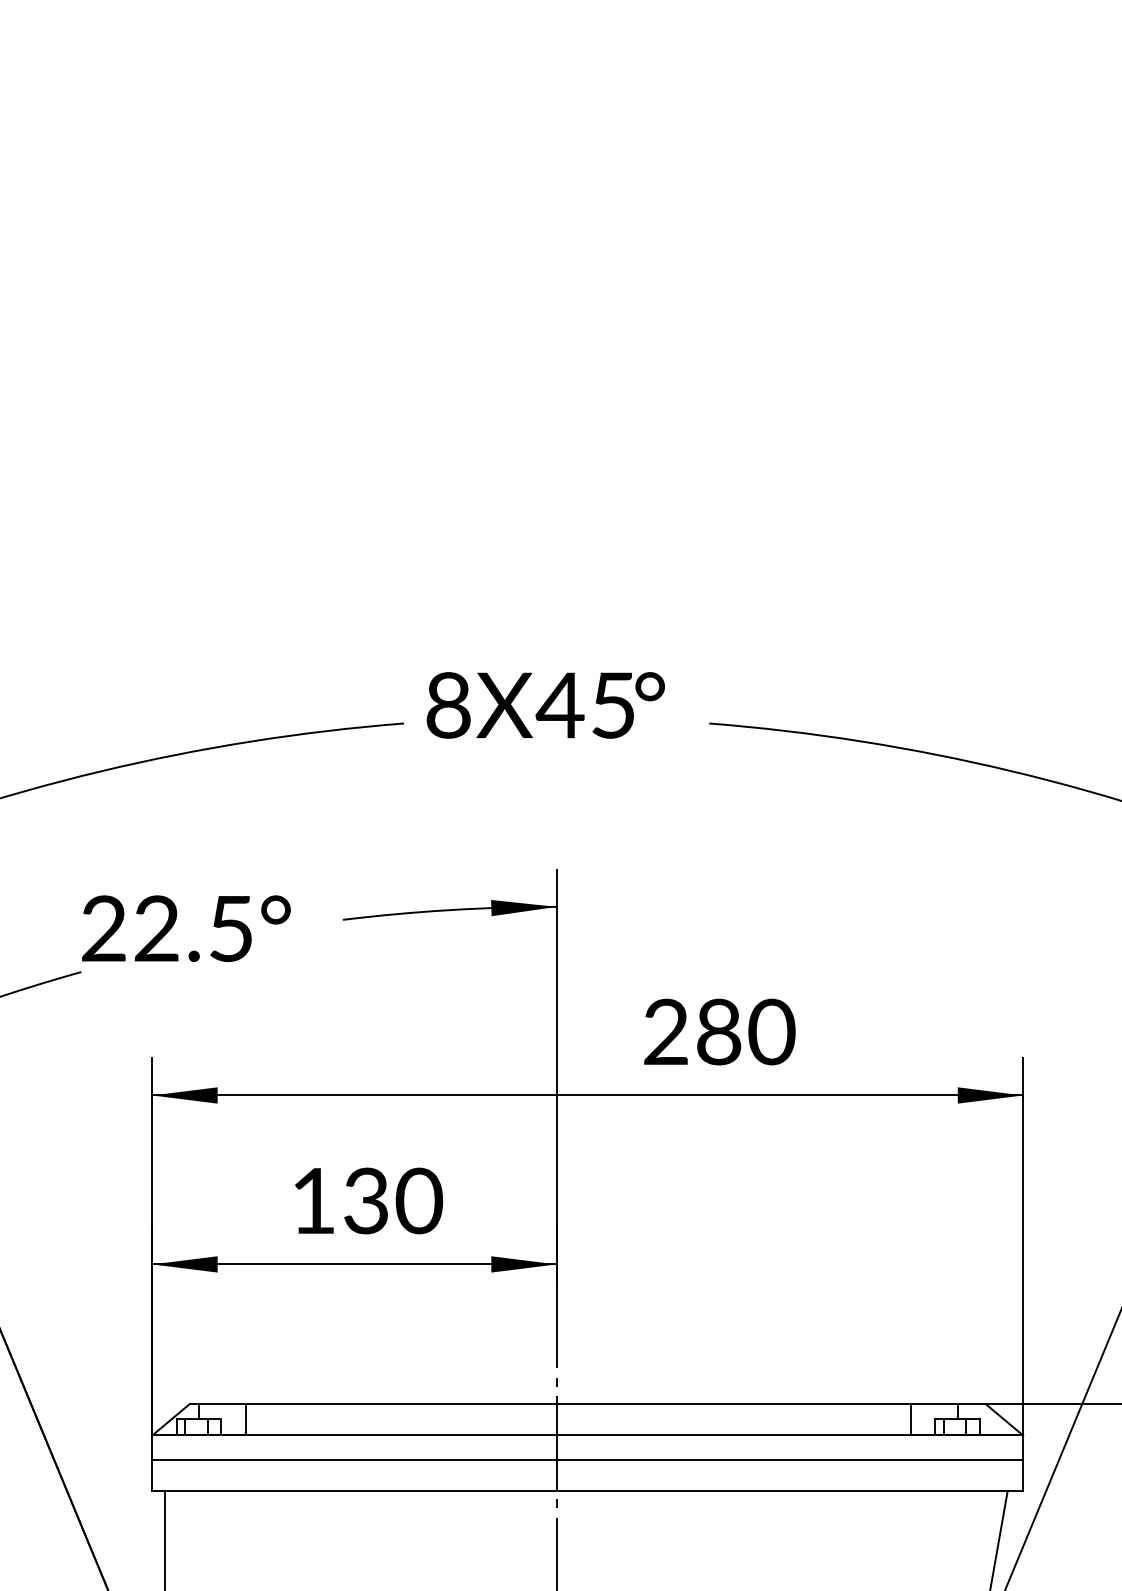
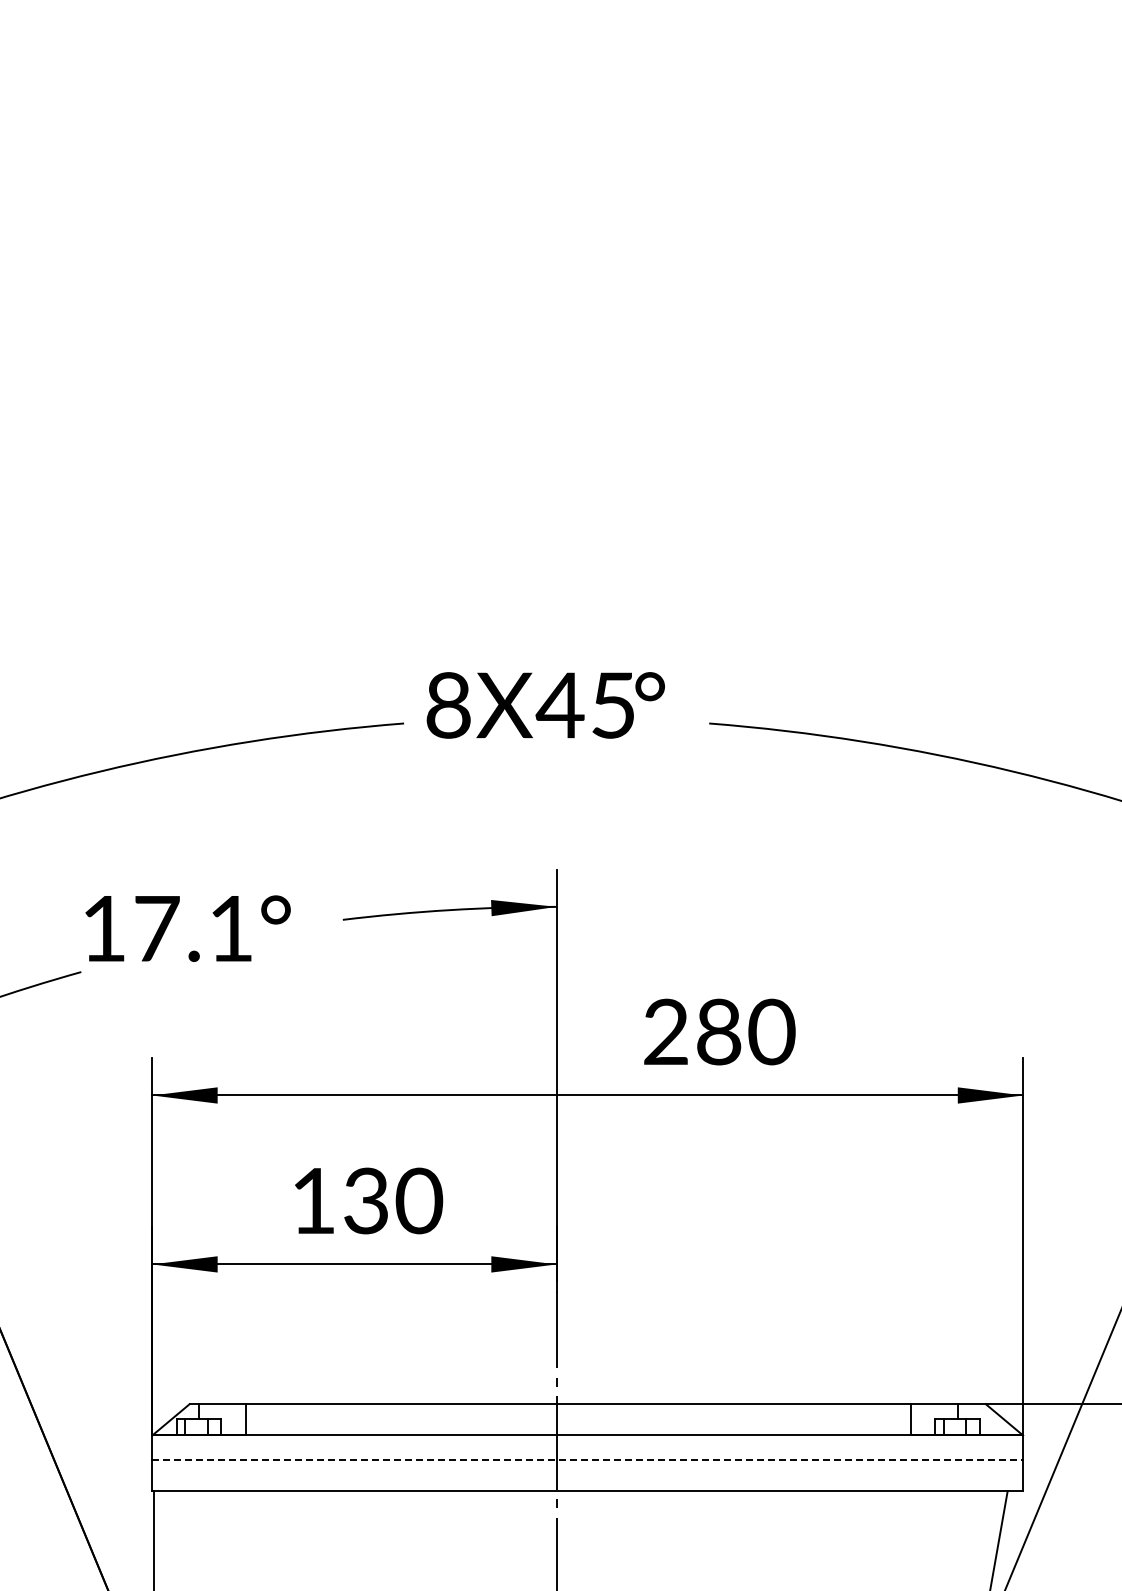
text: 22.5 -> 17.1 (166, 928)
line: solid -> dashed (588, 1460)
line position: (164, 1539) -> (153, 1539) (153, 1539)
